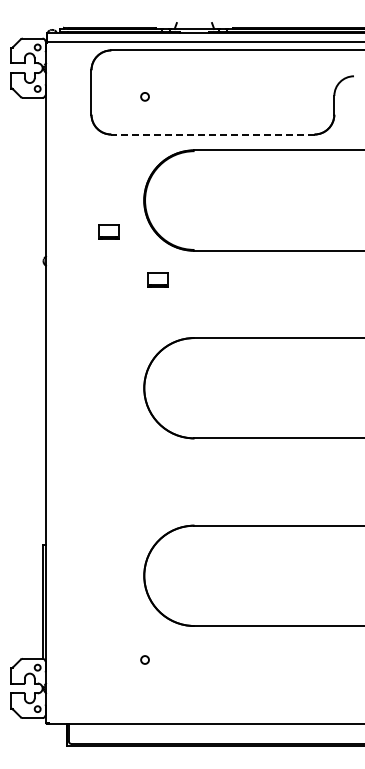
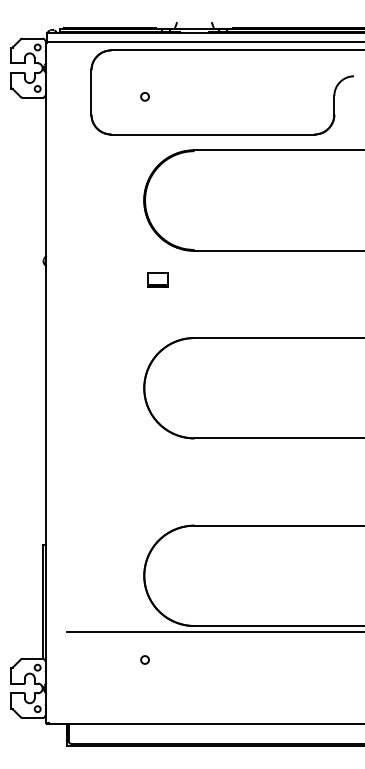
line: dashed -> solid (212, 134)
part: present -> none (108, 231)
line: none -> present (213, 632)
